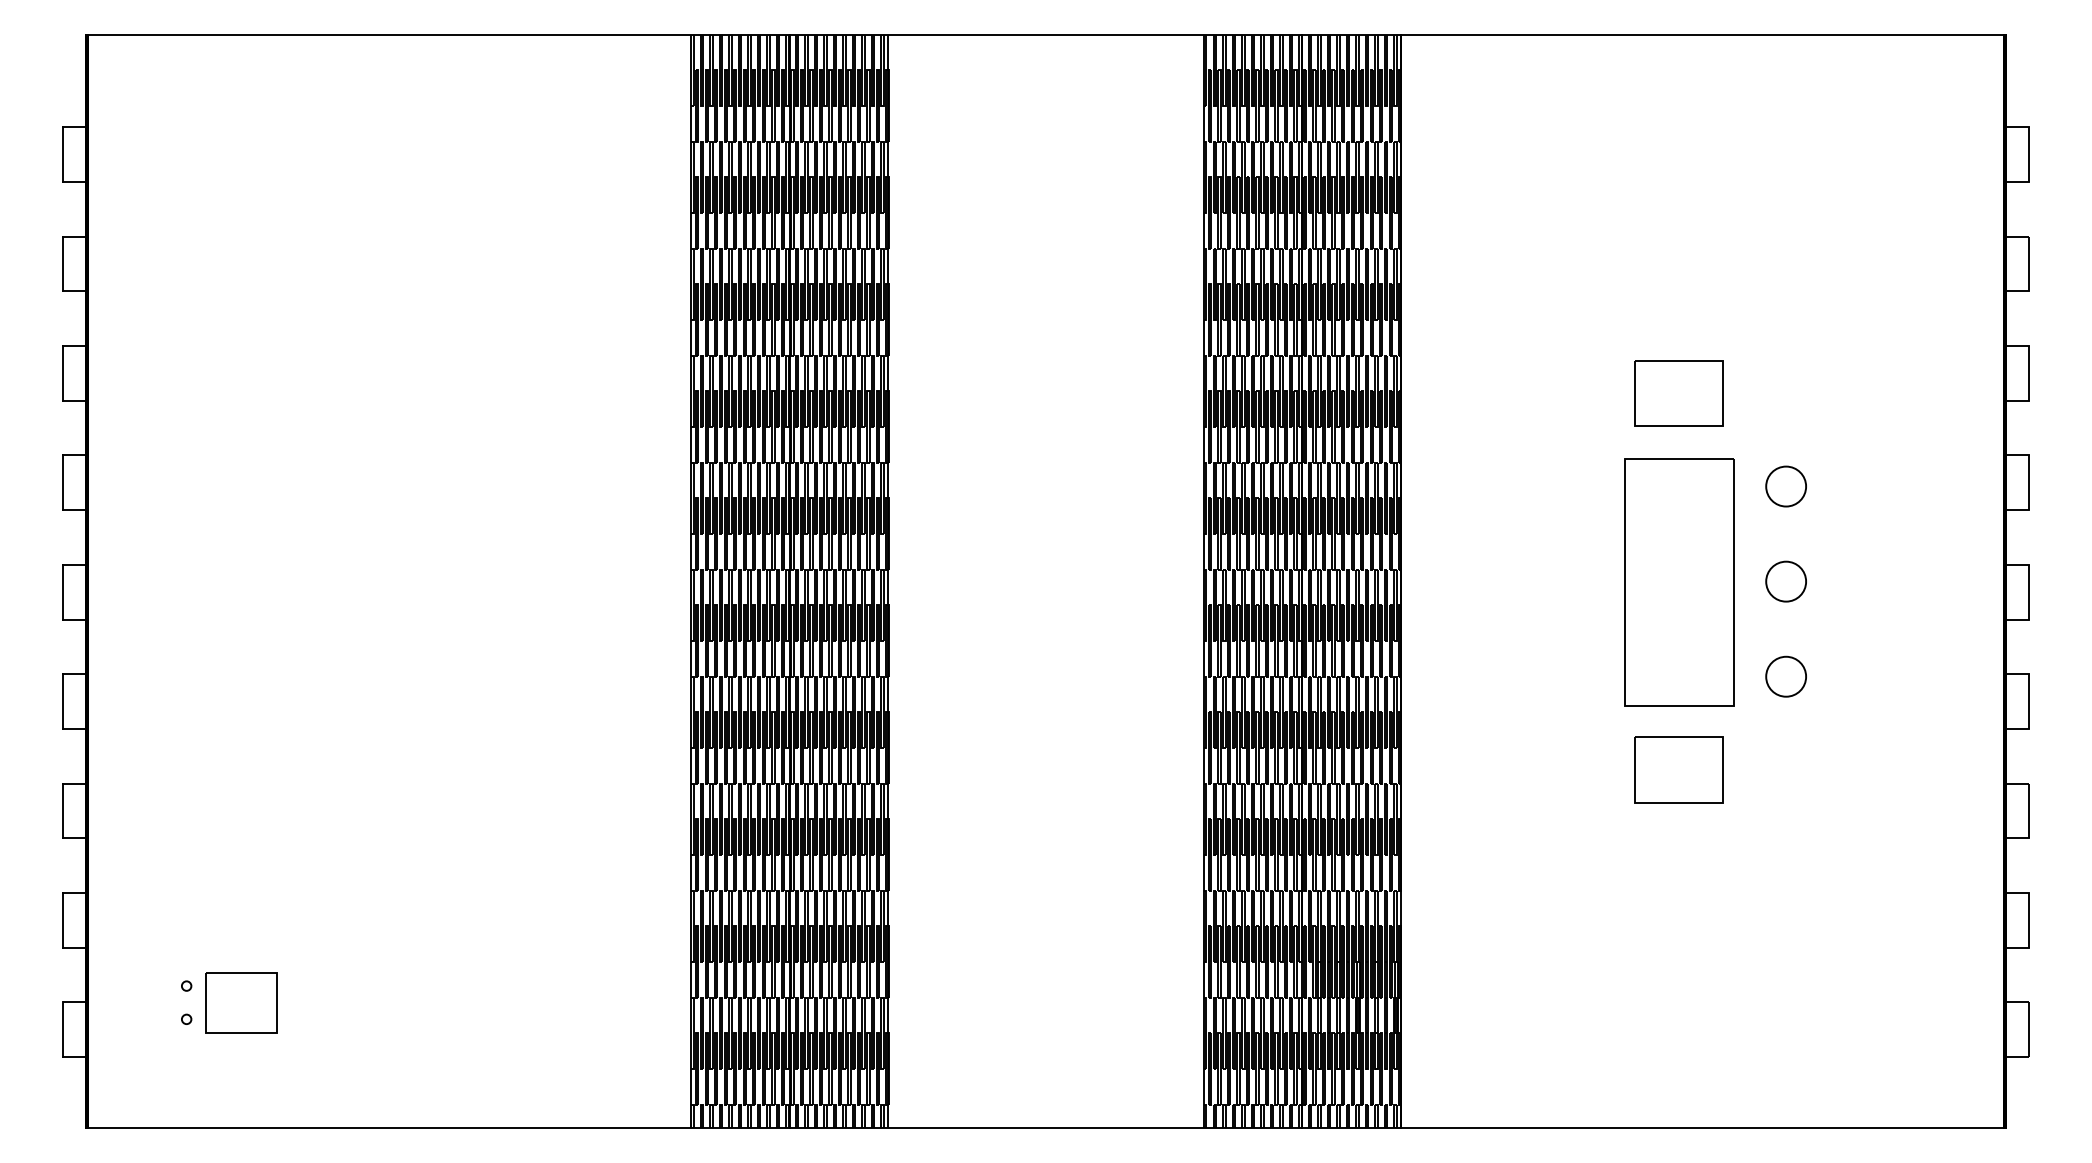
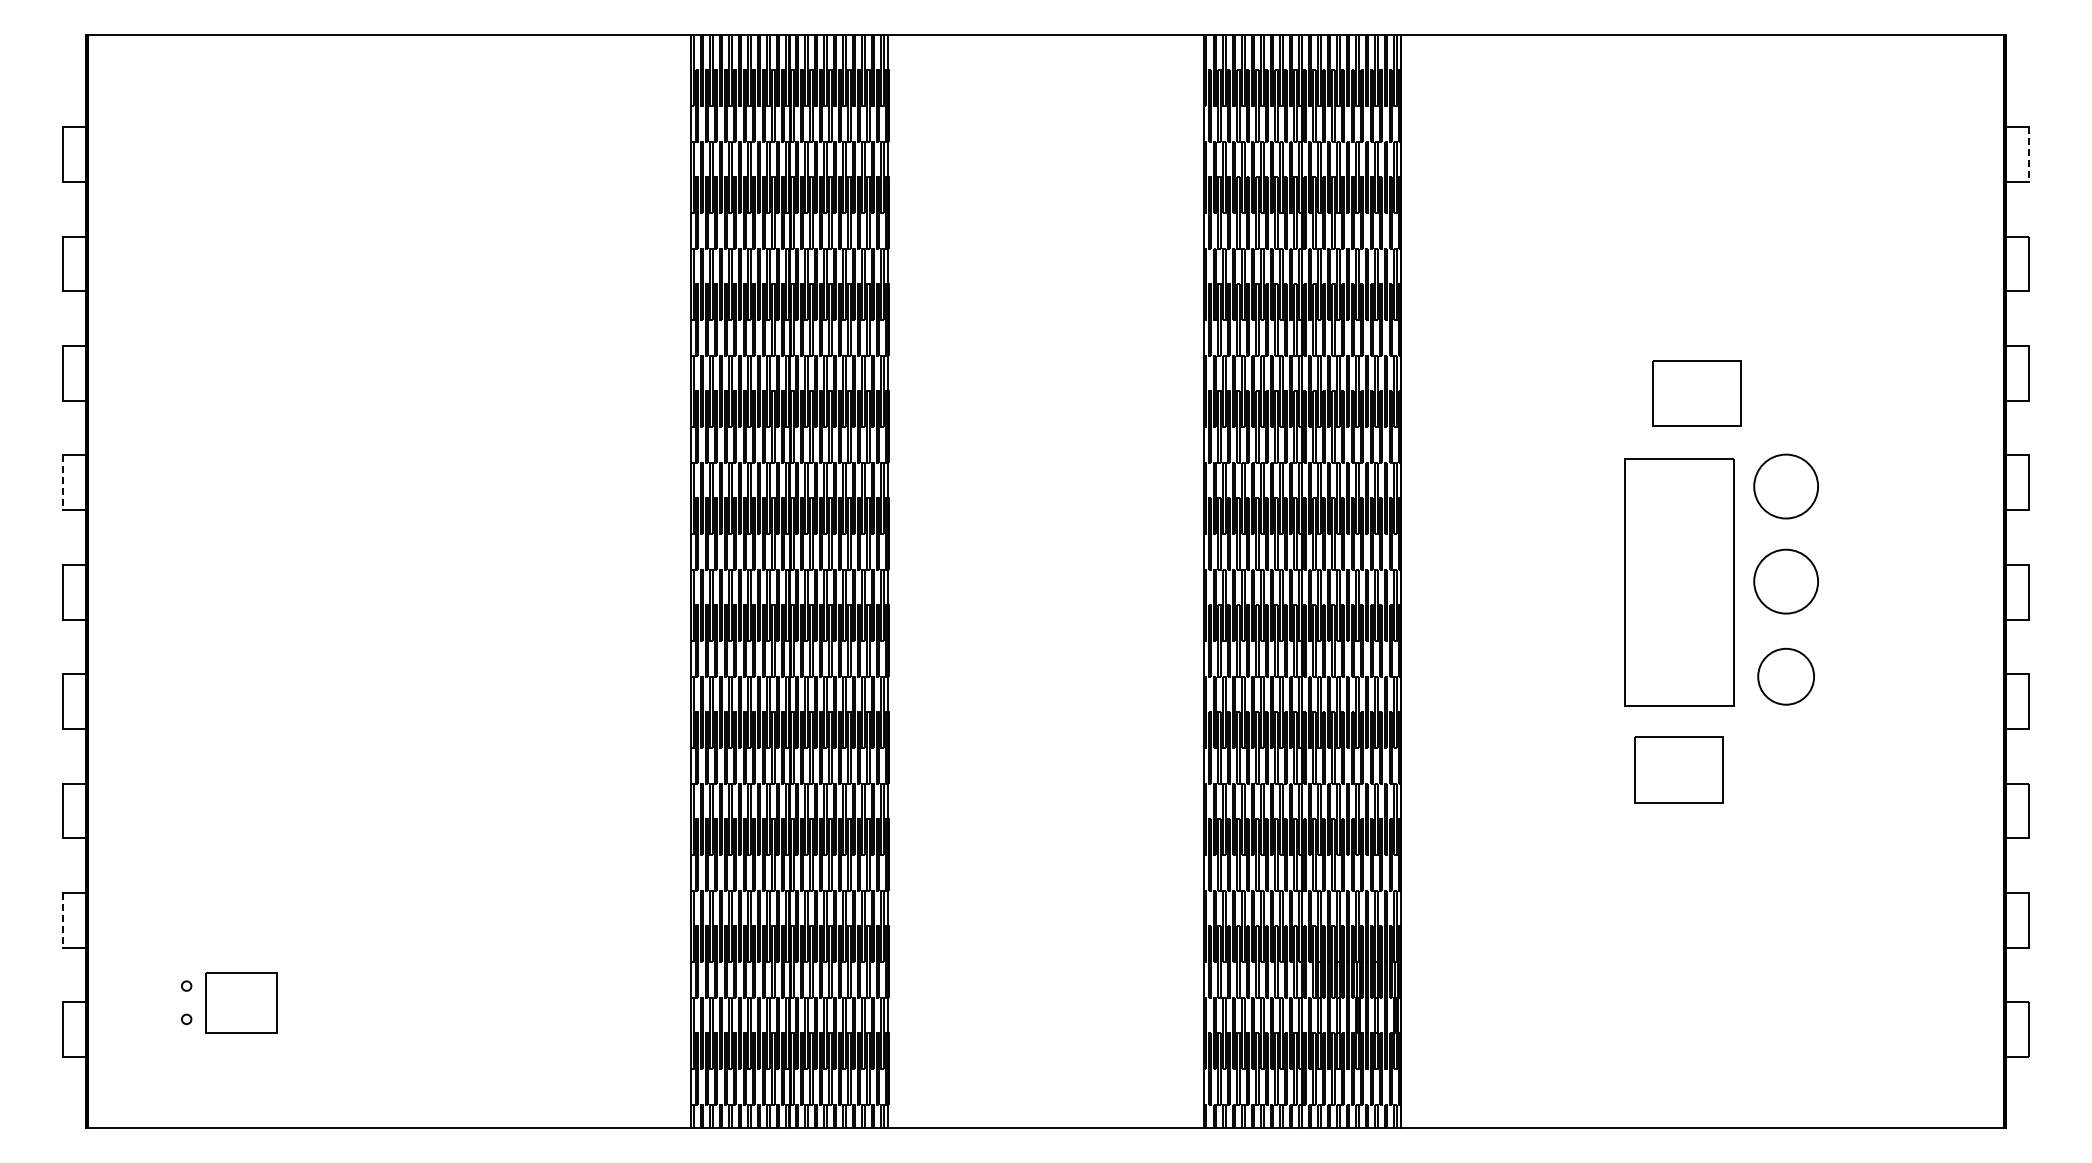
line: solid -> dashed (2029, 155)
part position: (1678, 393) -> (1696, 393) (1696, 393)
line: solid -> dashed (62, 483)
circle diameter: 40 px -> 64 px (1786, 486)
circle diameter: 40 px -> 64 px (1786, 581)
circle diameter: 40 px -> 56 px (1786, 676)
line: solid -> dashed (62, 920)
